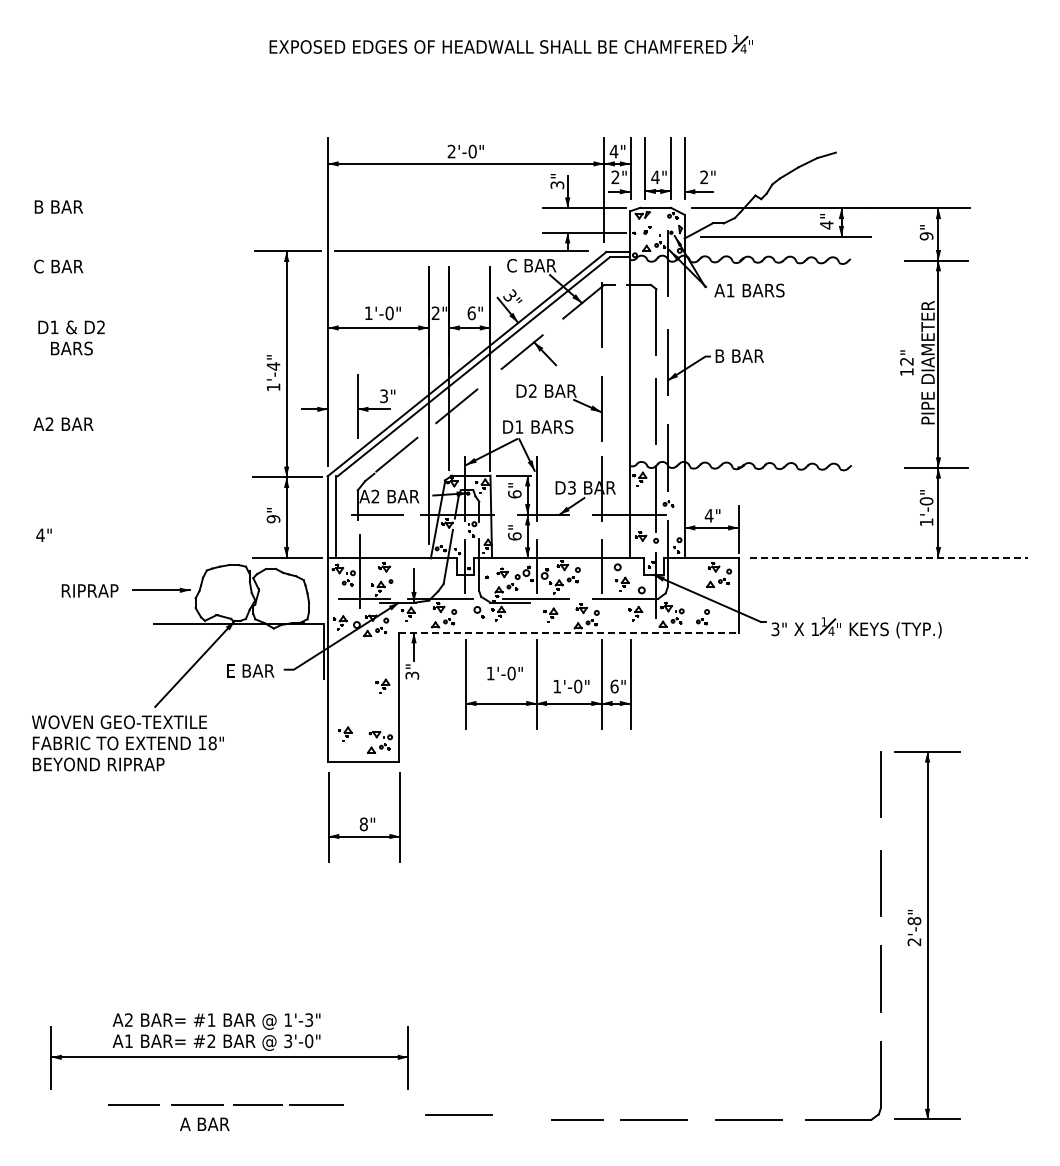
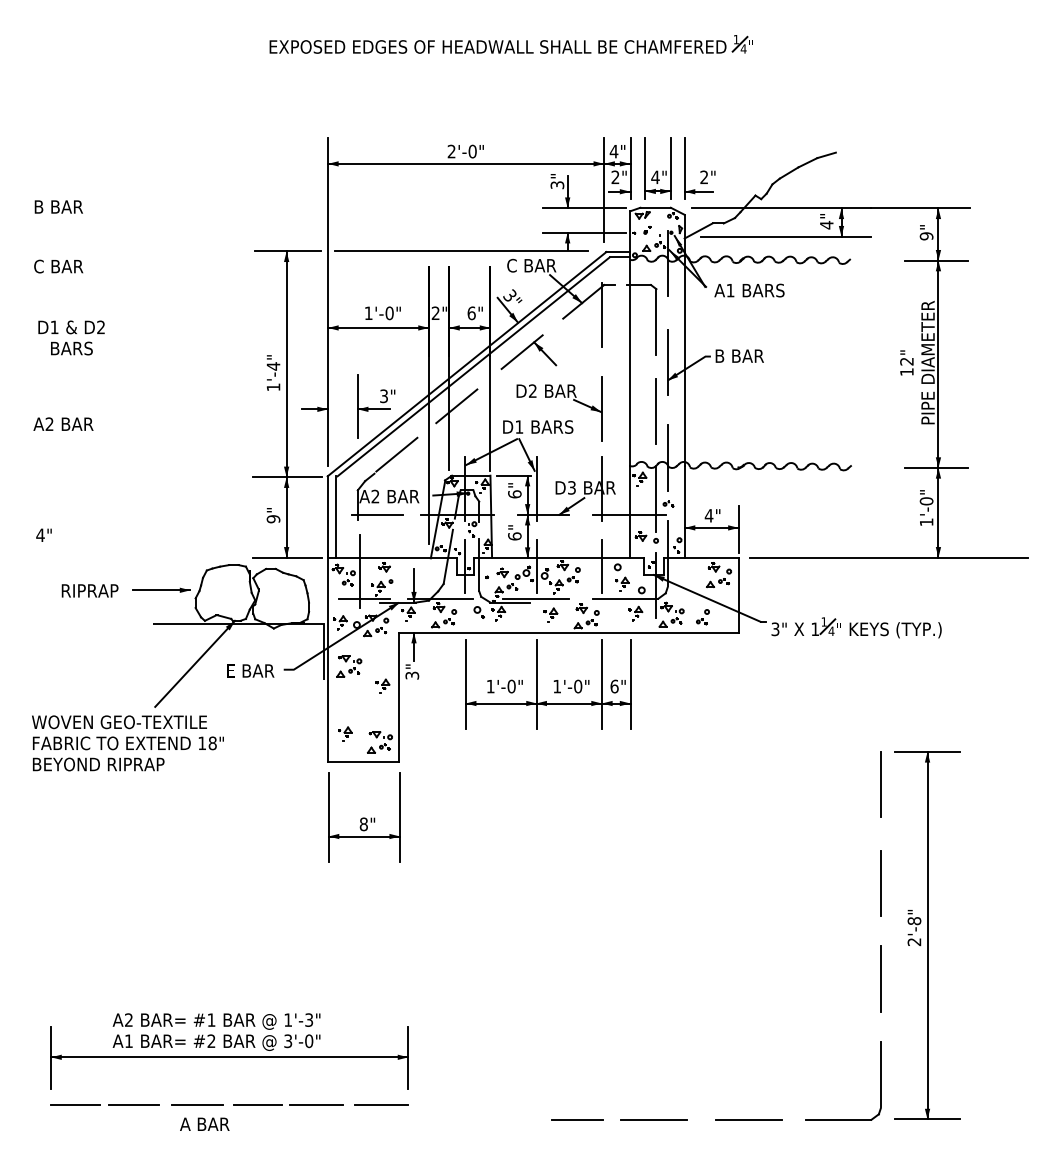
line: dashed -> solid (889, 557)
line: dashed -> solid (568, 632)
part: none -> present (349, 666)
text position: (504, 673) -> (504, 686) (504, 686)
line: none -> present (75, 1105)
line: none -> present (381, 1105)
line: present -> none (458, 1114)
